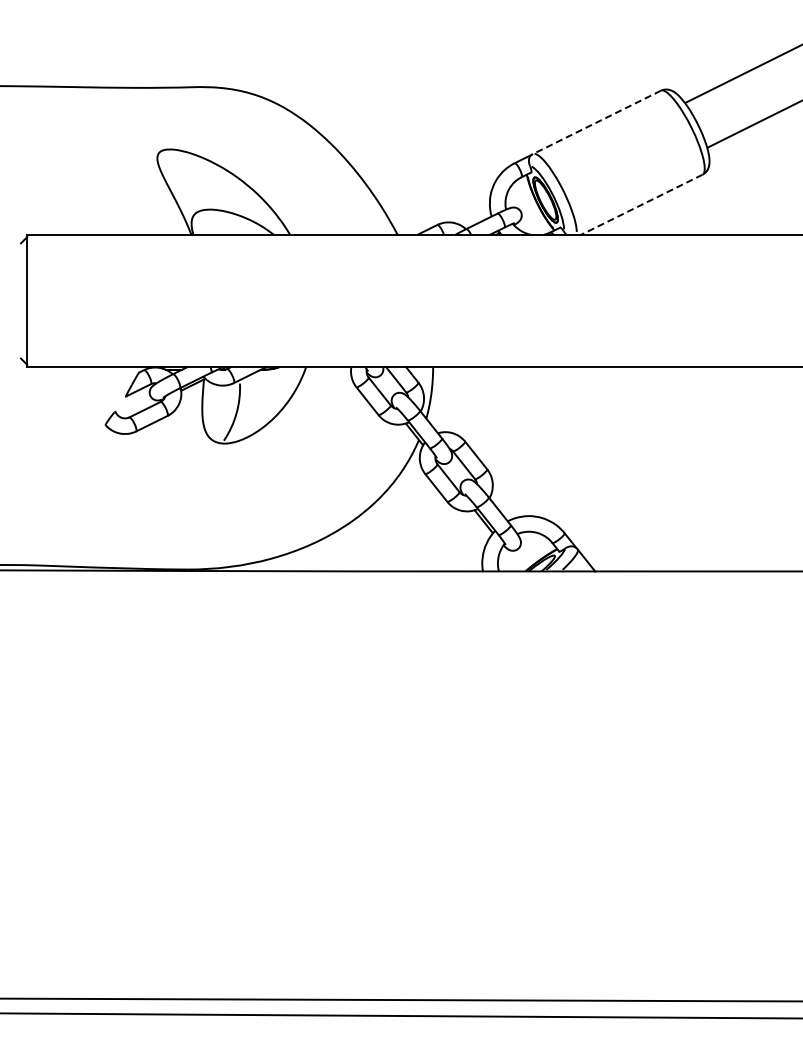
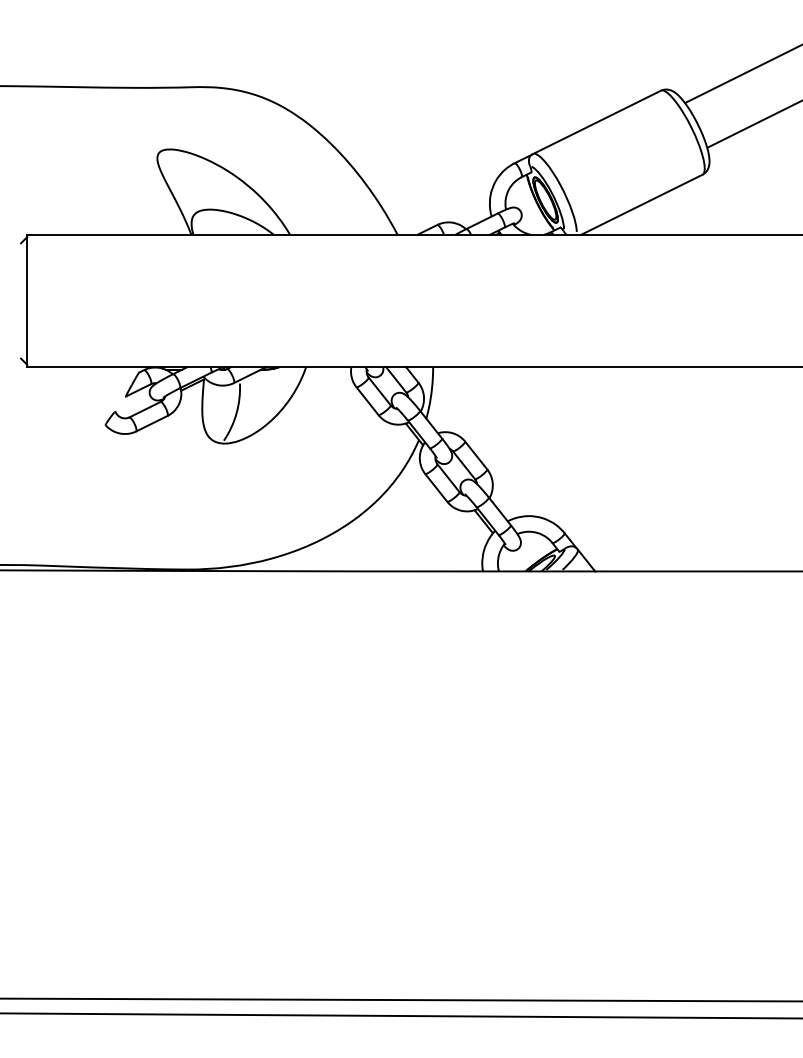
line: dashed -> solid (596, 122)
line: dashed -> solid (641, 204)
